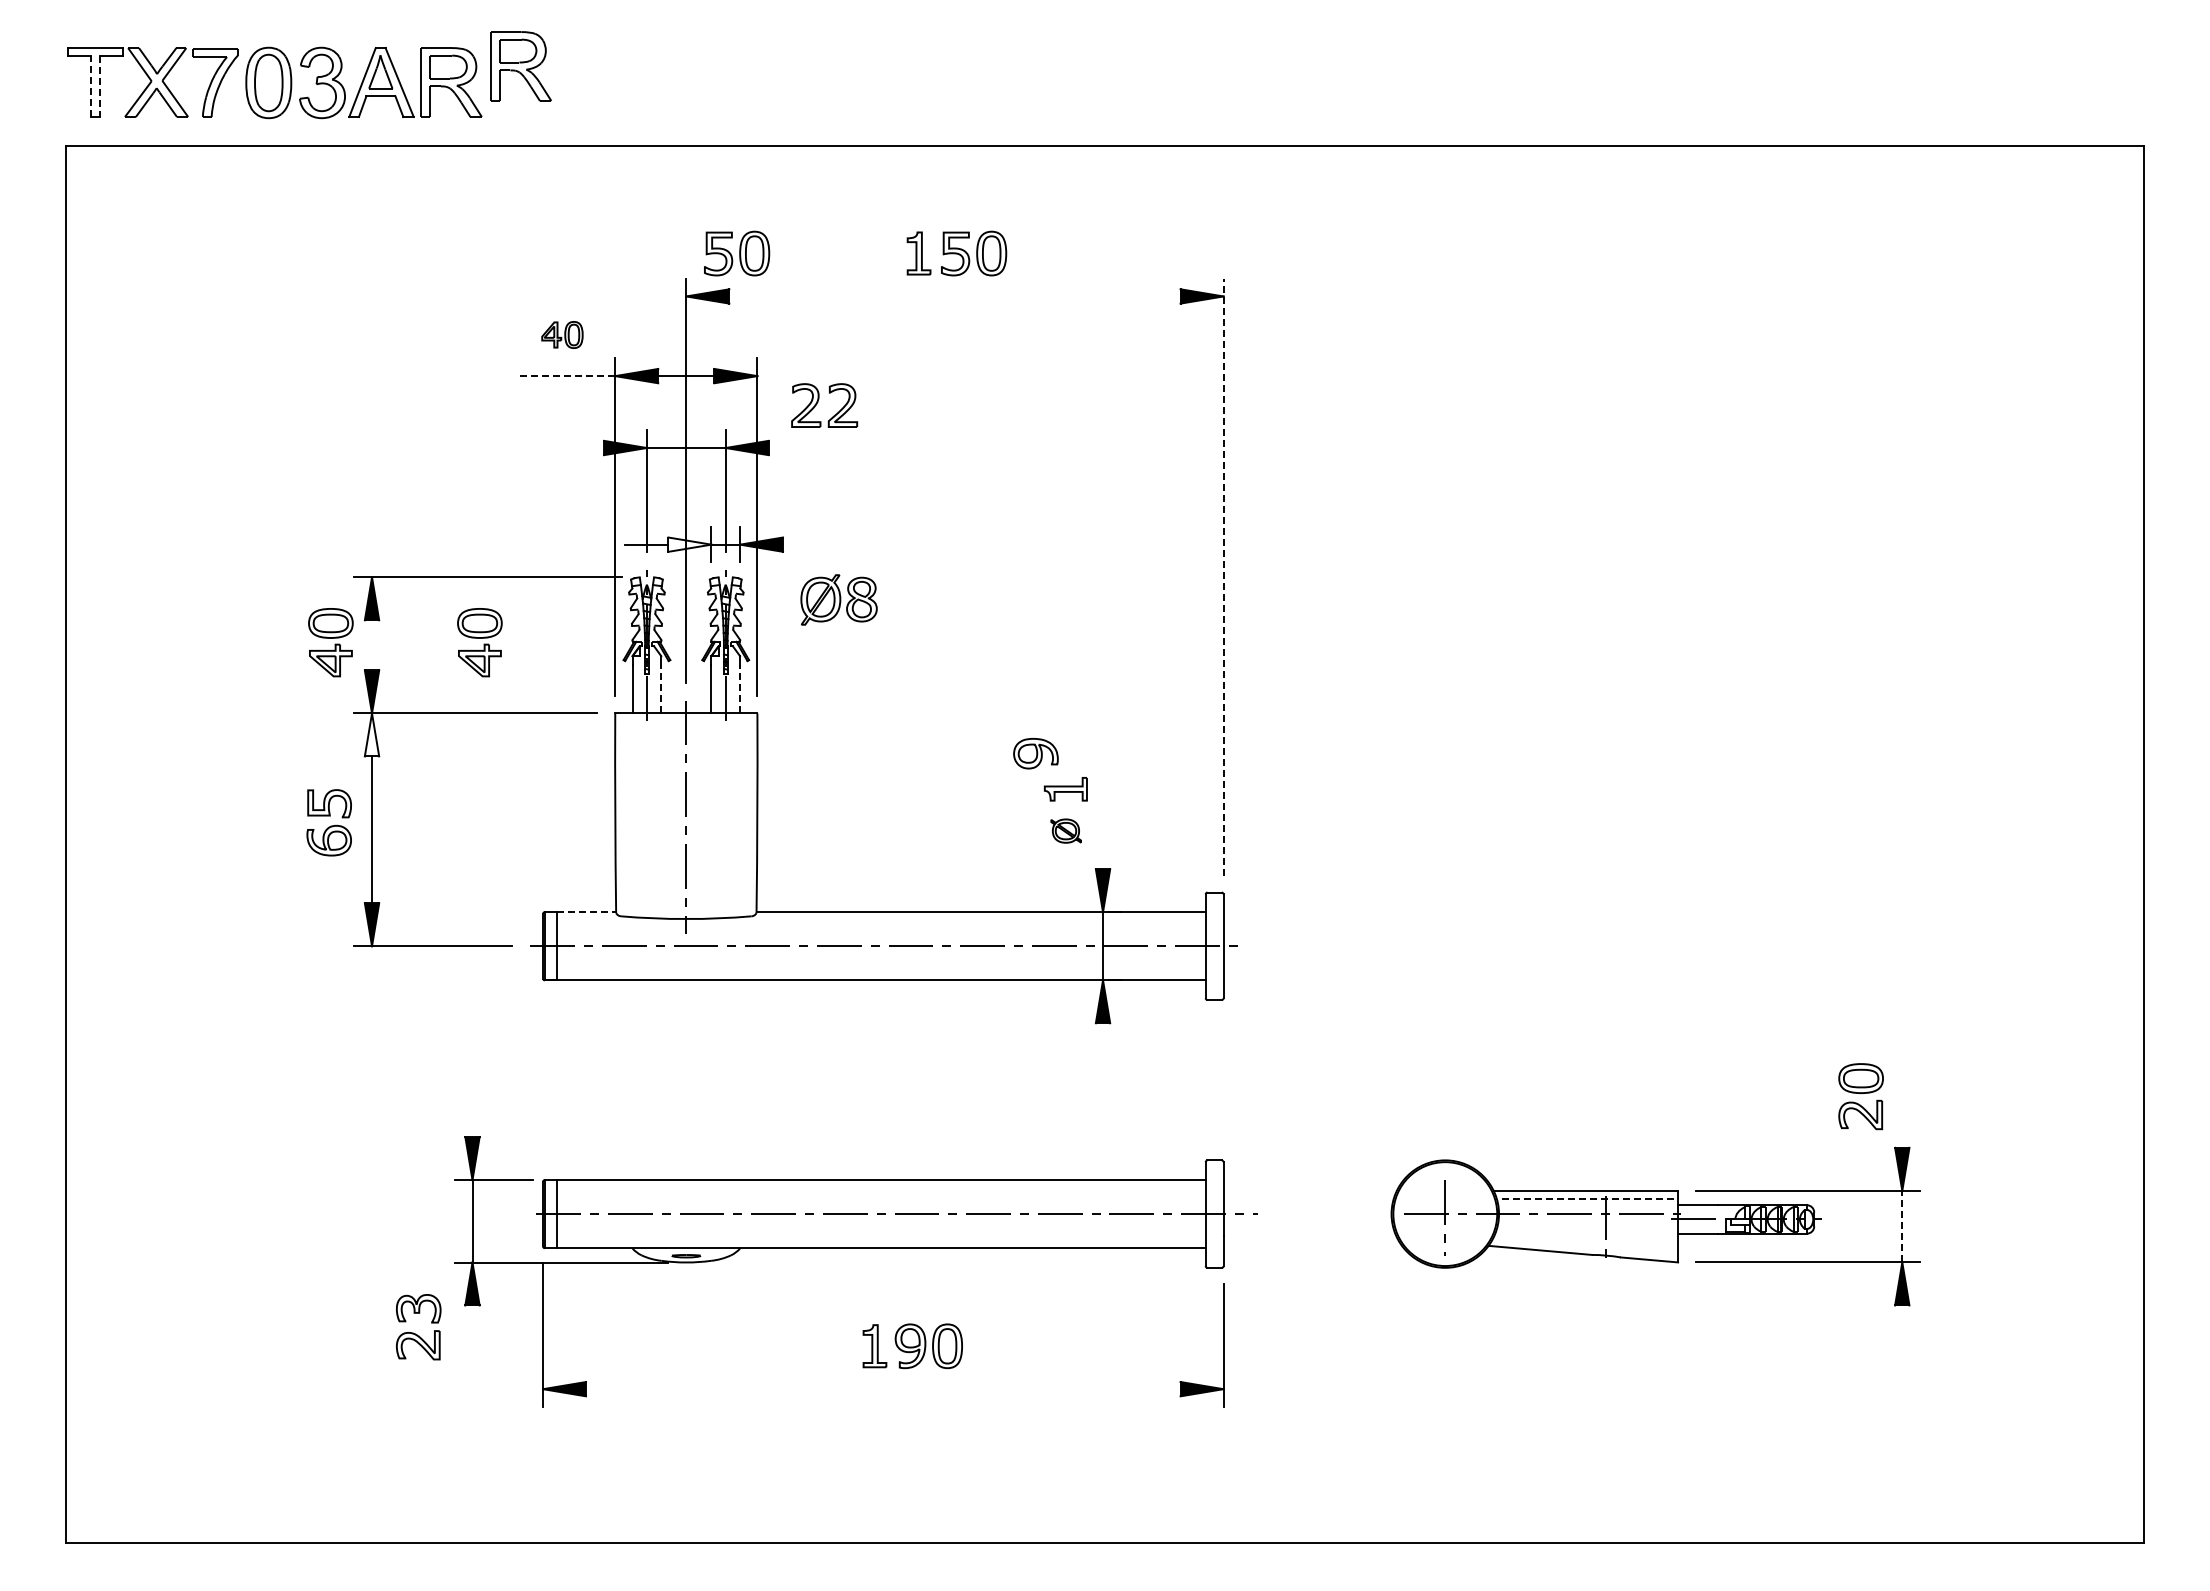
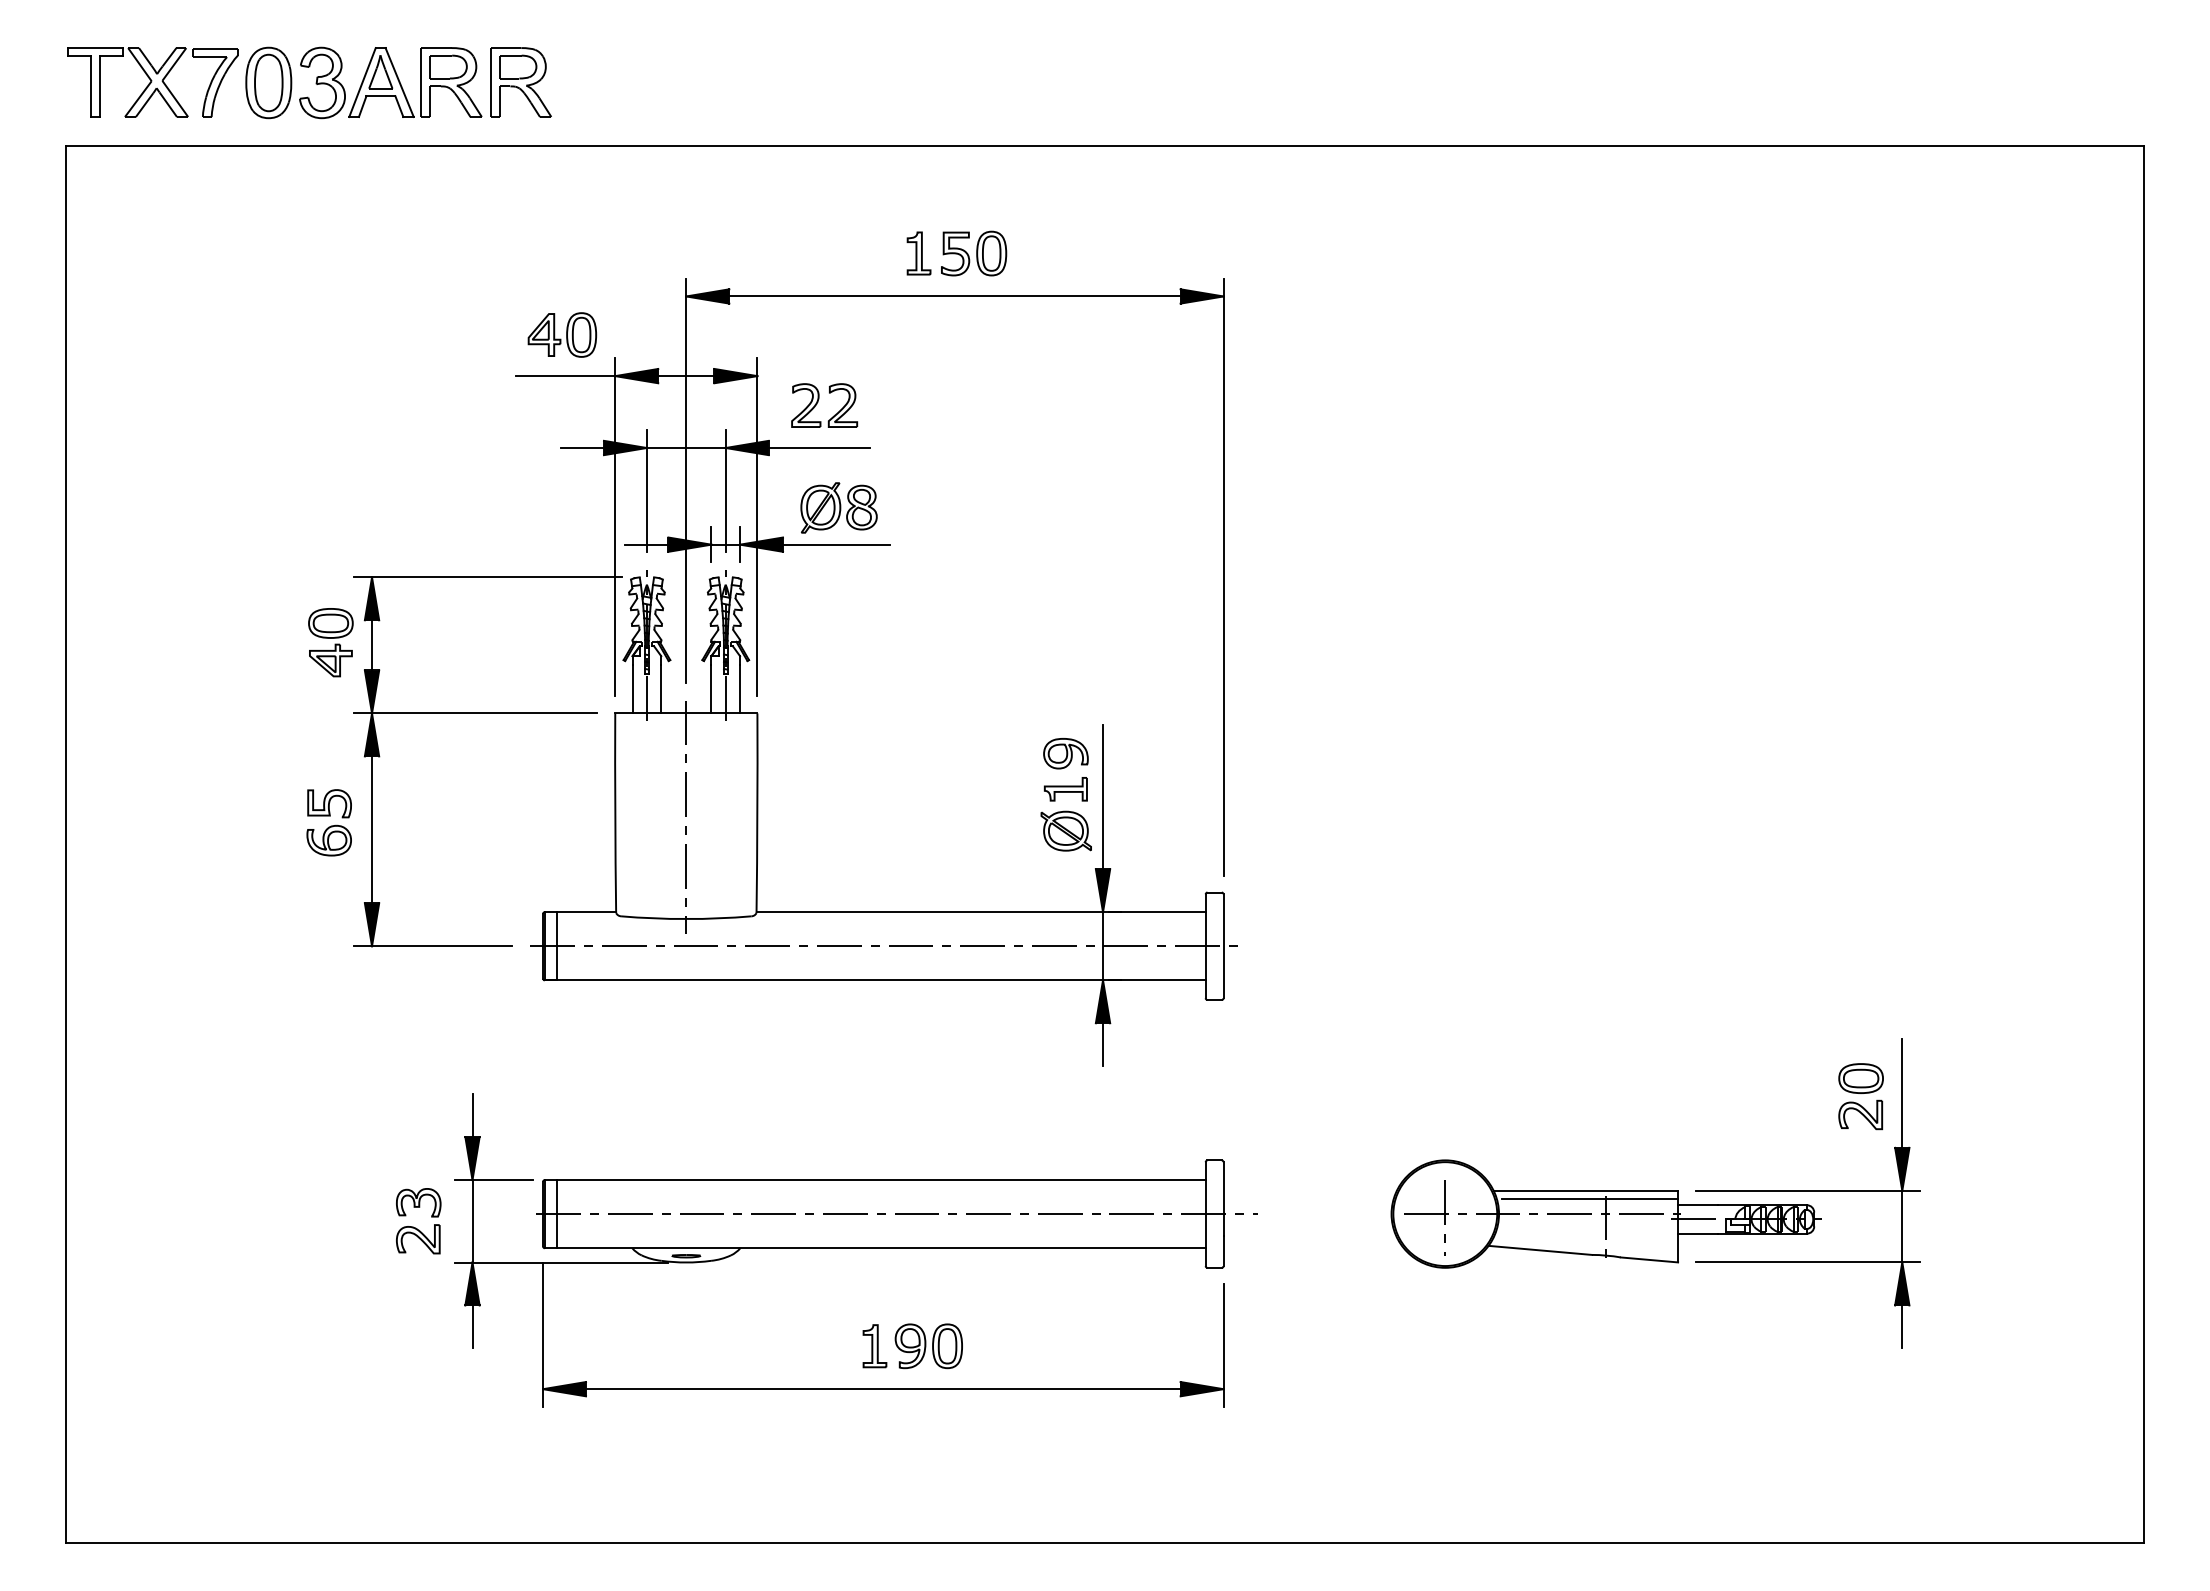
part position: (520, 66) -> (520, 82) (520, 82)
line: dashed -> solid (90, 86)
line: dashed -> solid (99, 87)
part: present -> none (737, 253)
line: none -> present (954, 296)
part size: 43x28 px -> 71x46 px (562, 334)
line: dashed -> solid (565, 376)
line: none -> present (581, 448)
line: none -> present (819, 448)
fill: none -> present (689, 544)
line: none -> present (836, 544)
line: dashed -> solid (1223, 577)
part position: (838, 599) -> (838, 507) (838, 507)
part: present -> none (479, 642)
line: none -> present (372, 645)
line: dashed -> solid (661, 688)
line: dashed -> solid (740, 688)
fill: none -> present (371, 734)
part position: (1035, 753) -> (1065, 753) (1065, 753)
line: none -> present (1103, 796)
part size: 32x26 px -> 52x42 px (1065, 830)
line: dashed -> solid (587, 912)
line: none -> present (1103, 1044)
line: none -> present (1902, 1092)
line: none -> present (472, 1115)
line: dashed -> solid (1590, 1198)
line: dashed -> solid (1902, 1226)
line: none -> present (472, 1326)
line: none -> present (1902, 1326)
part position: (415, 1333) -> (415, 1227) (415, 1227)
line: none -> present (883, 1389)
